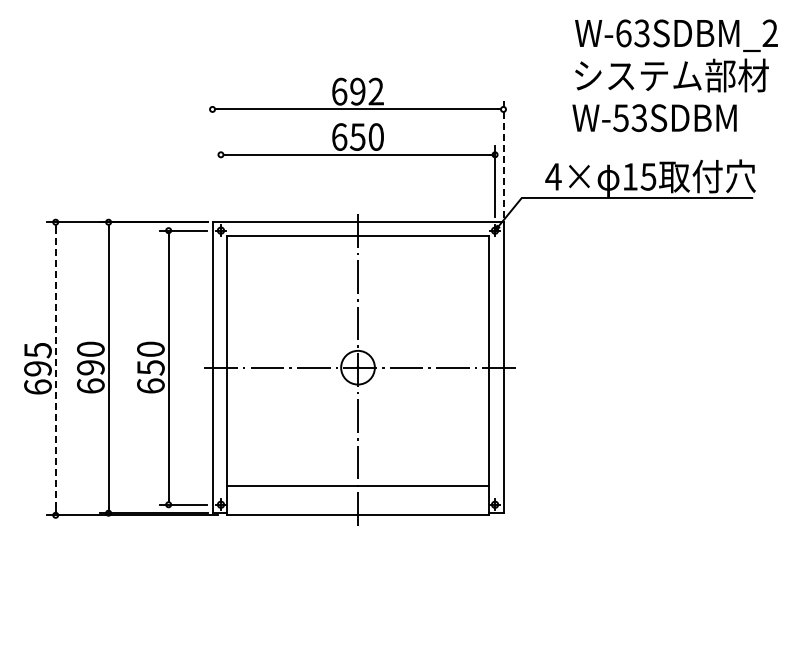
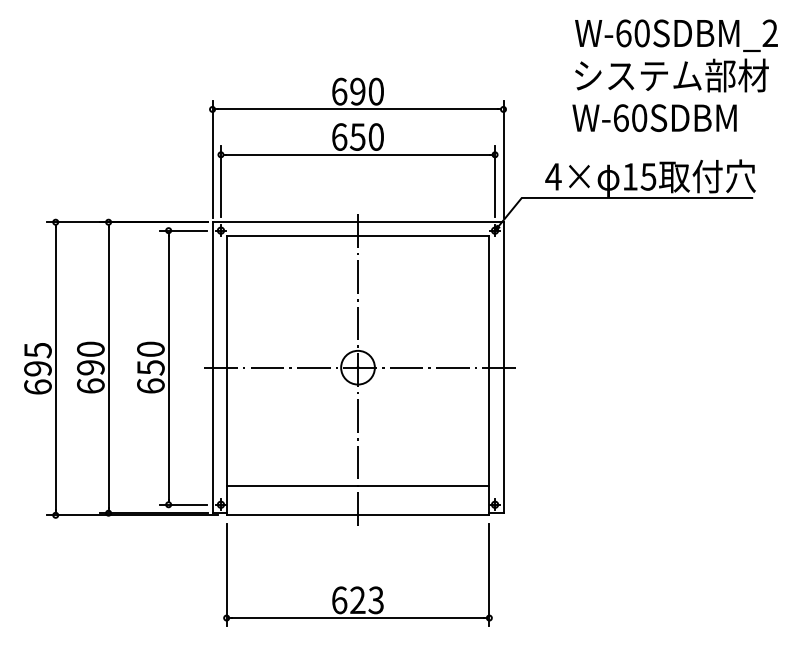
text: W-63SDBM_2 -> W-60SDBM_2 (641, 33)
text: 692 -> 690 (375, 91)
text: W-53SDBM -> W-60SDBM (630, 118)
line: none -> present (212, 159)
line: dashed -> solid (503, 159)
line: none -> present (220, 181)
line: dashed -> solid (55, 369)
part: none -> present (357, 586)
